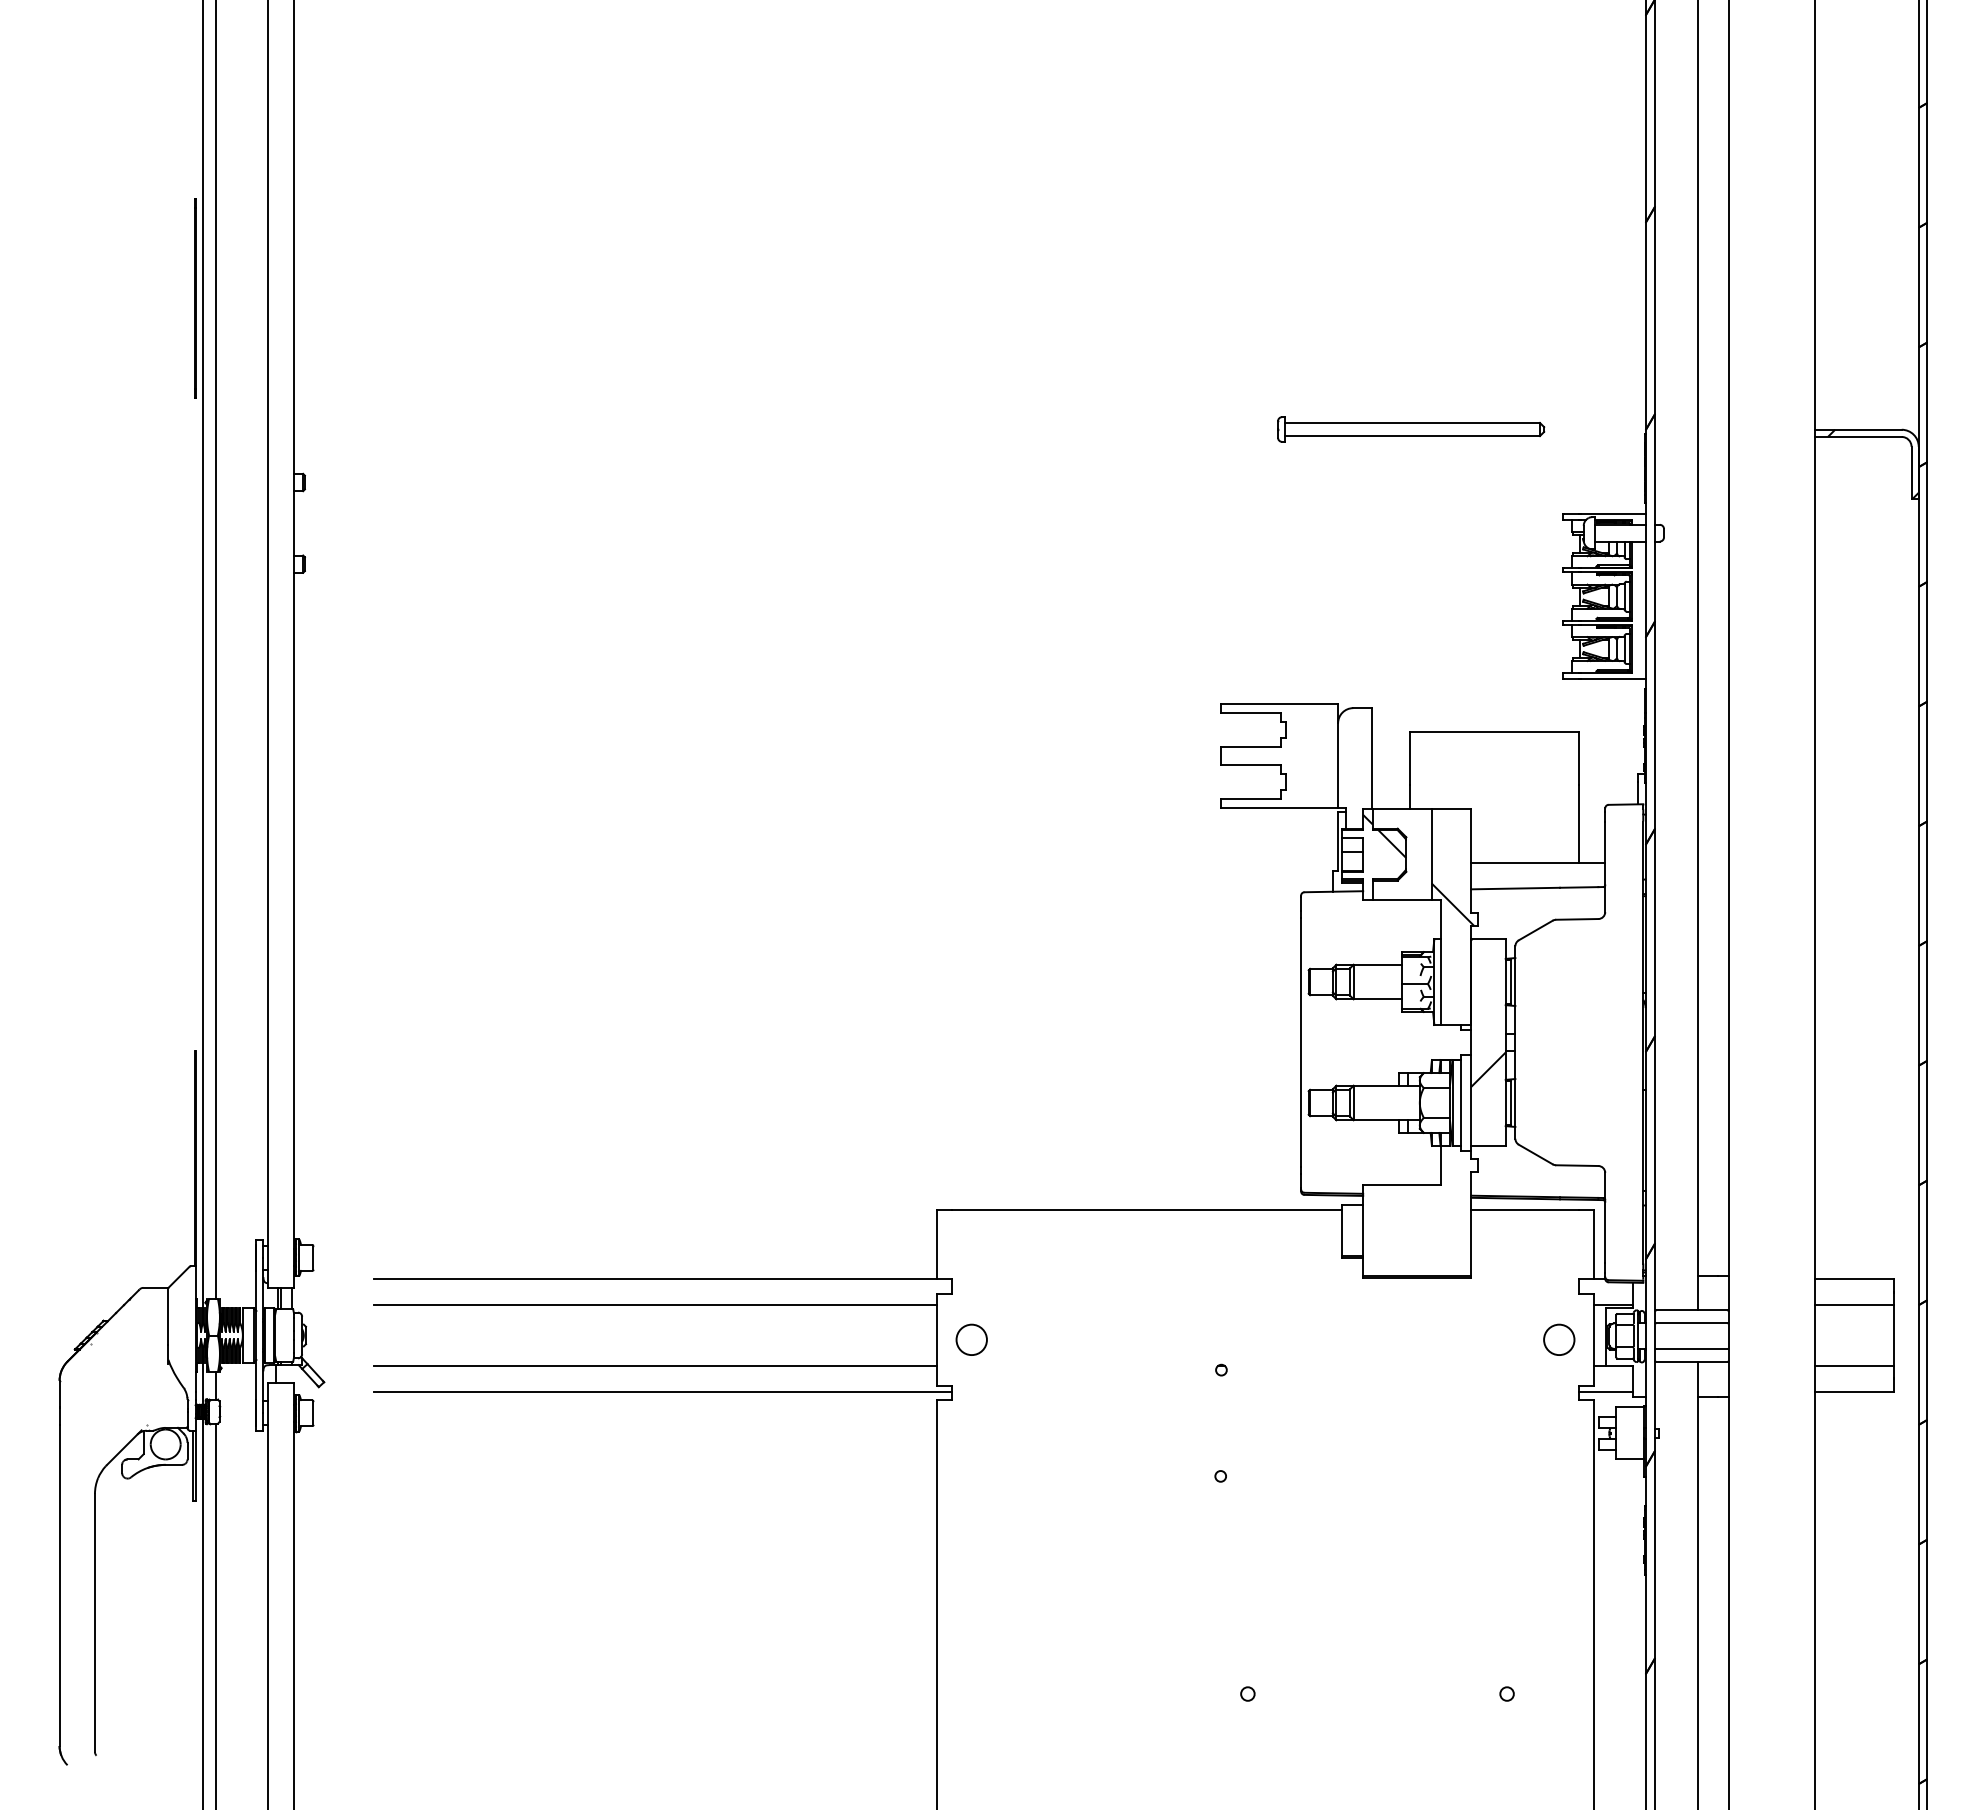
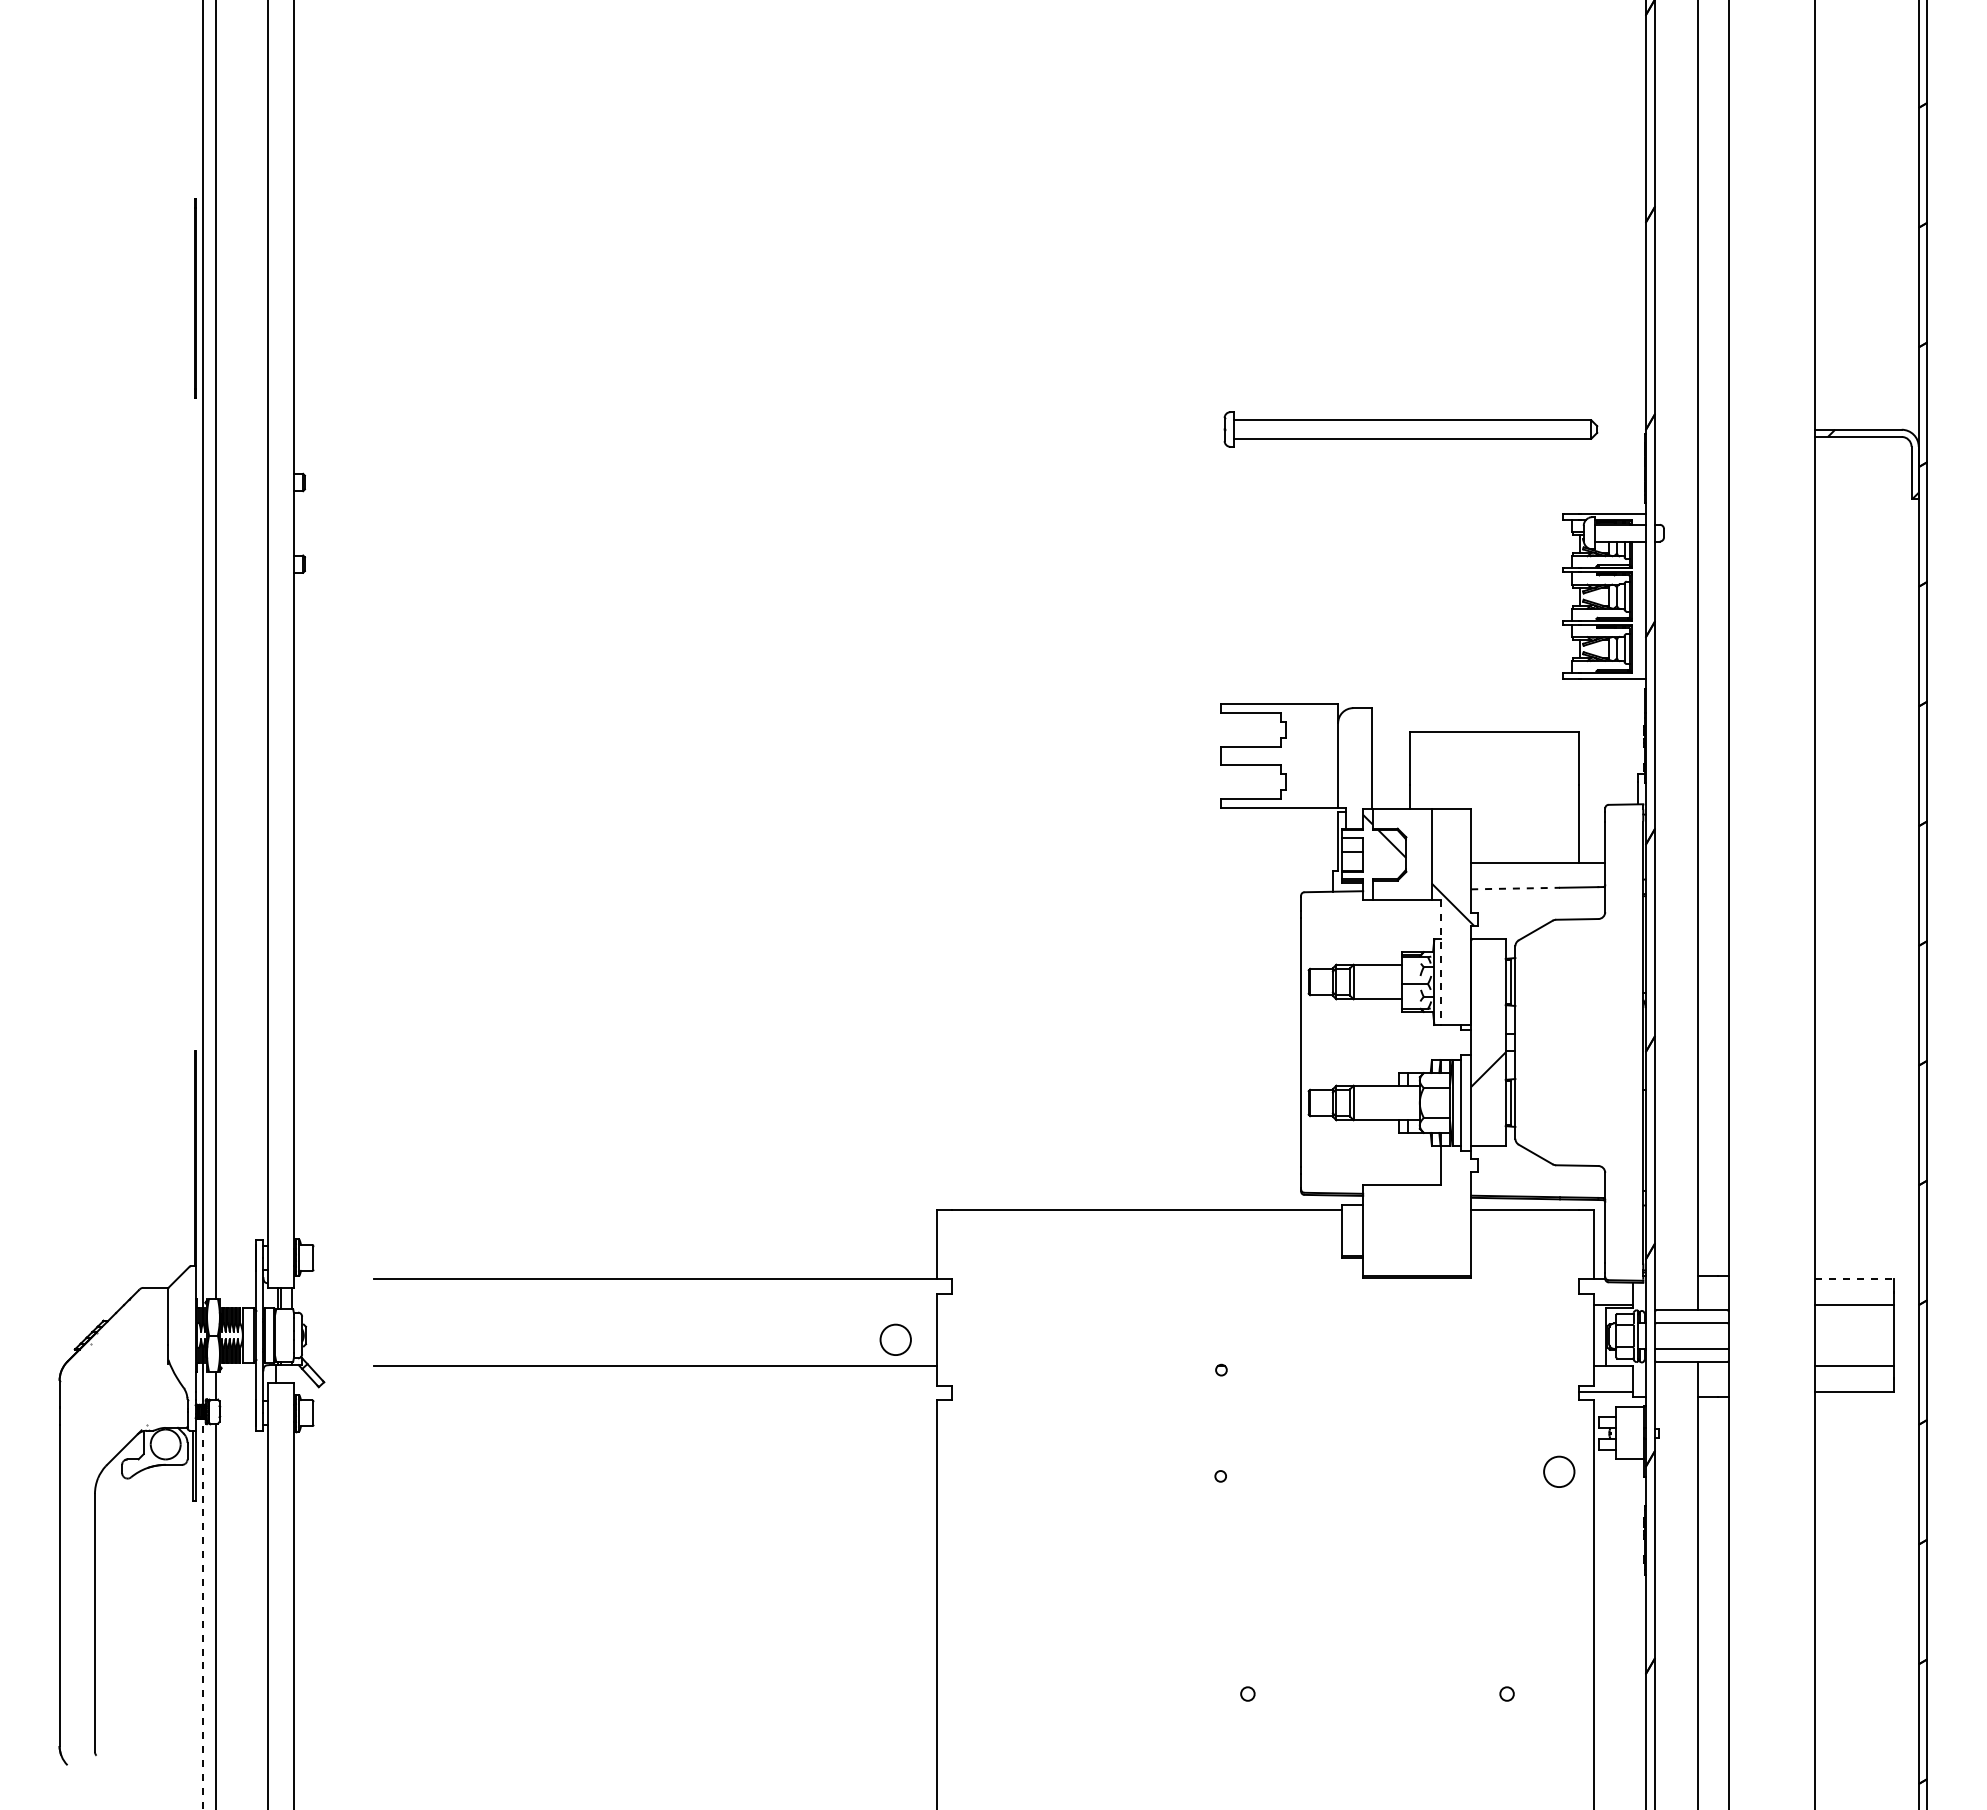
part size: 269x27 px -> 376x37 px (1410, 429)
line: solid -> dashed (1516, 888)
line: solid -> dashed (1440, 962)
line: solid -> dashed (1854, 1279)
line: present -> none (655, 1305)
circle position: (971, 1339) -> (895, 1339) (895, 1339)
circle position: (1559, 1339) -> (1559, 1471) (1559, 1471)
line: present -> none (662, 1391)
line: solid -> dashed (202, 1613)
